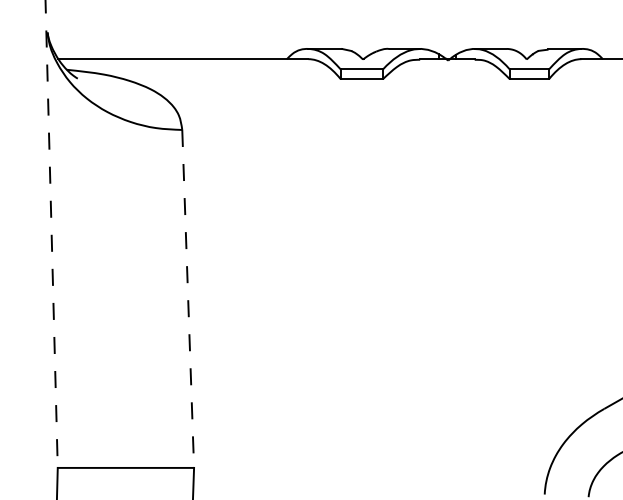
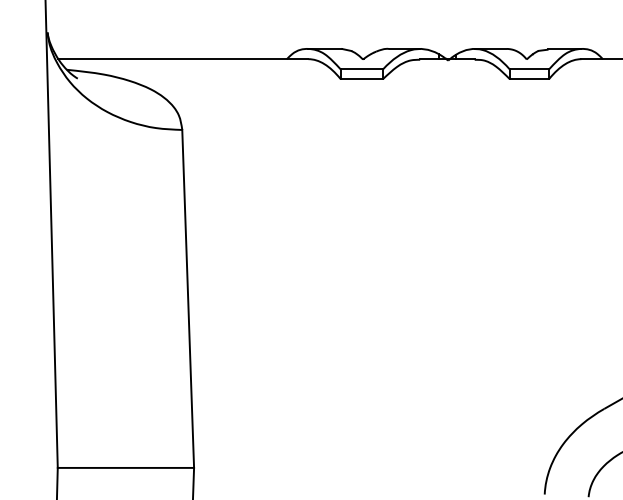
line: dashed -> solid (51, 234)
line: dashed -> solid (188, 299)
